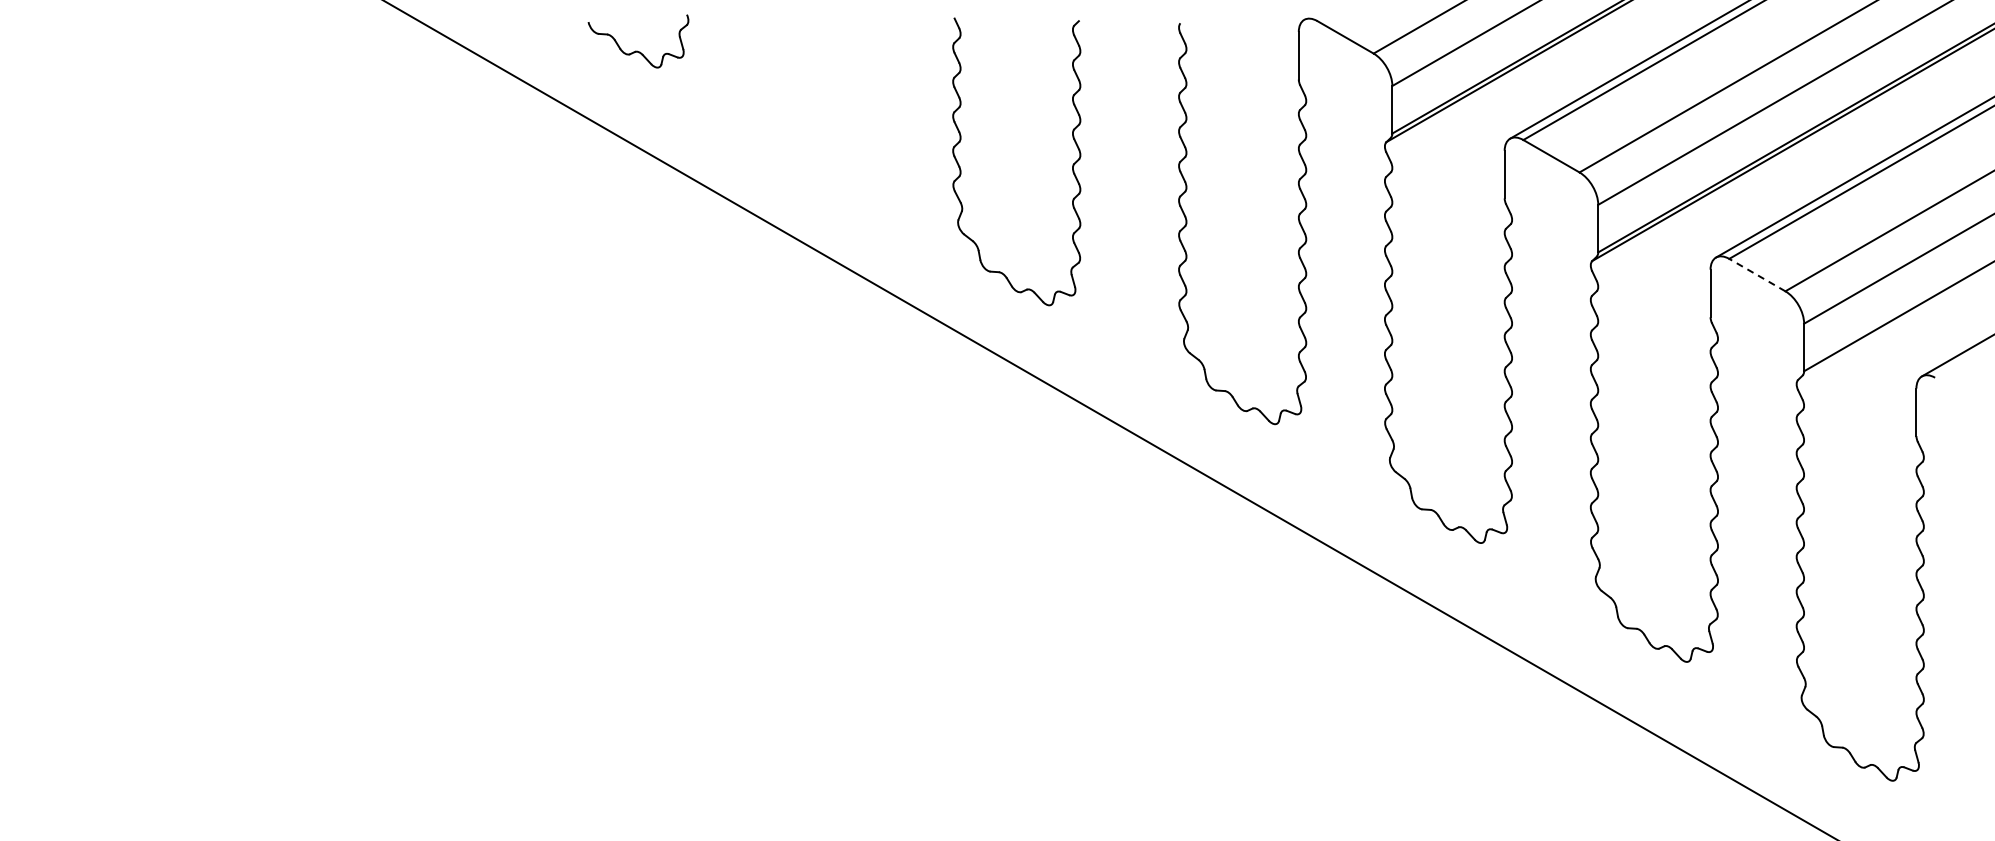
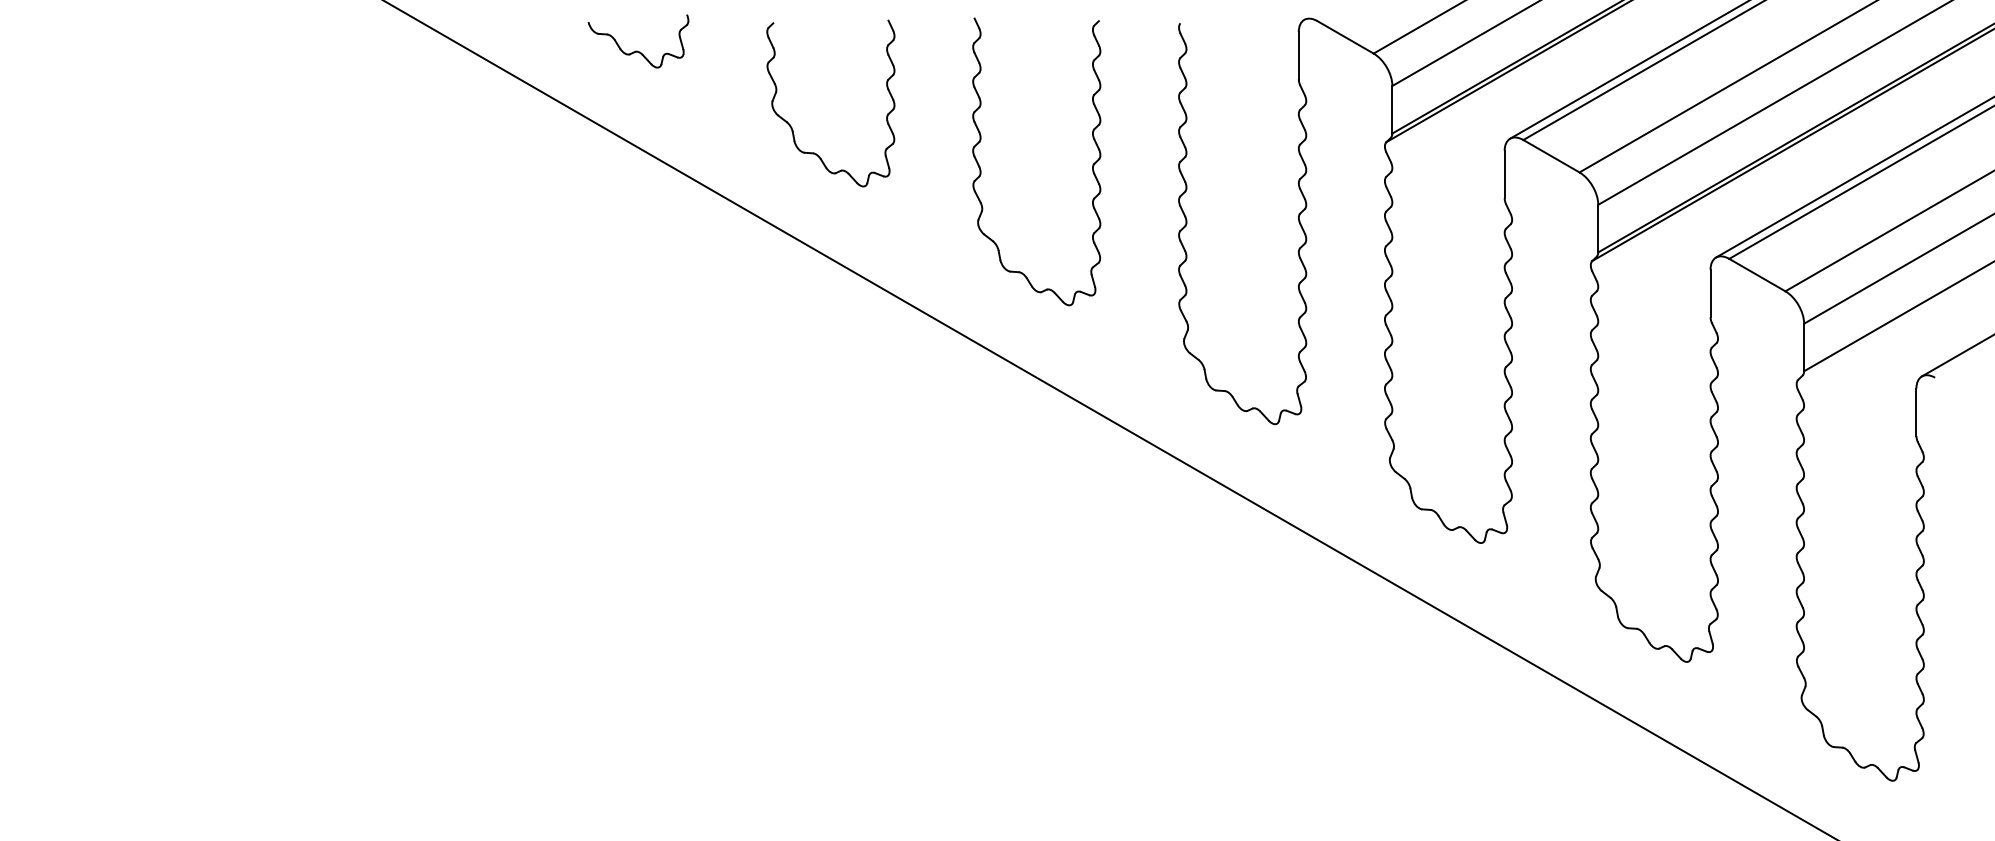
part: none -> present (791, 125)
part position: (961, 169) -> (981, 169) (981, 169)
line: dashed -> solid (1756, 274)
